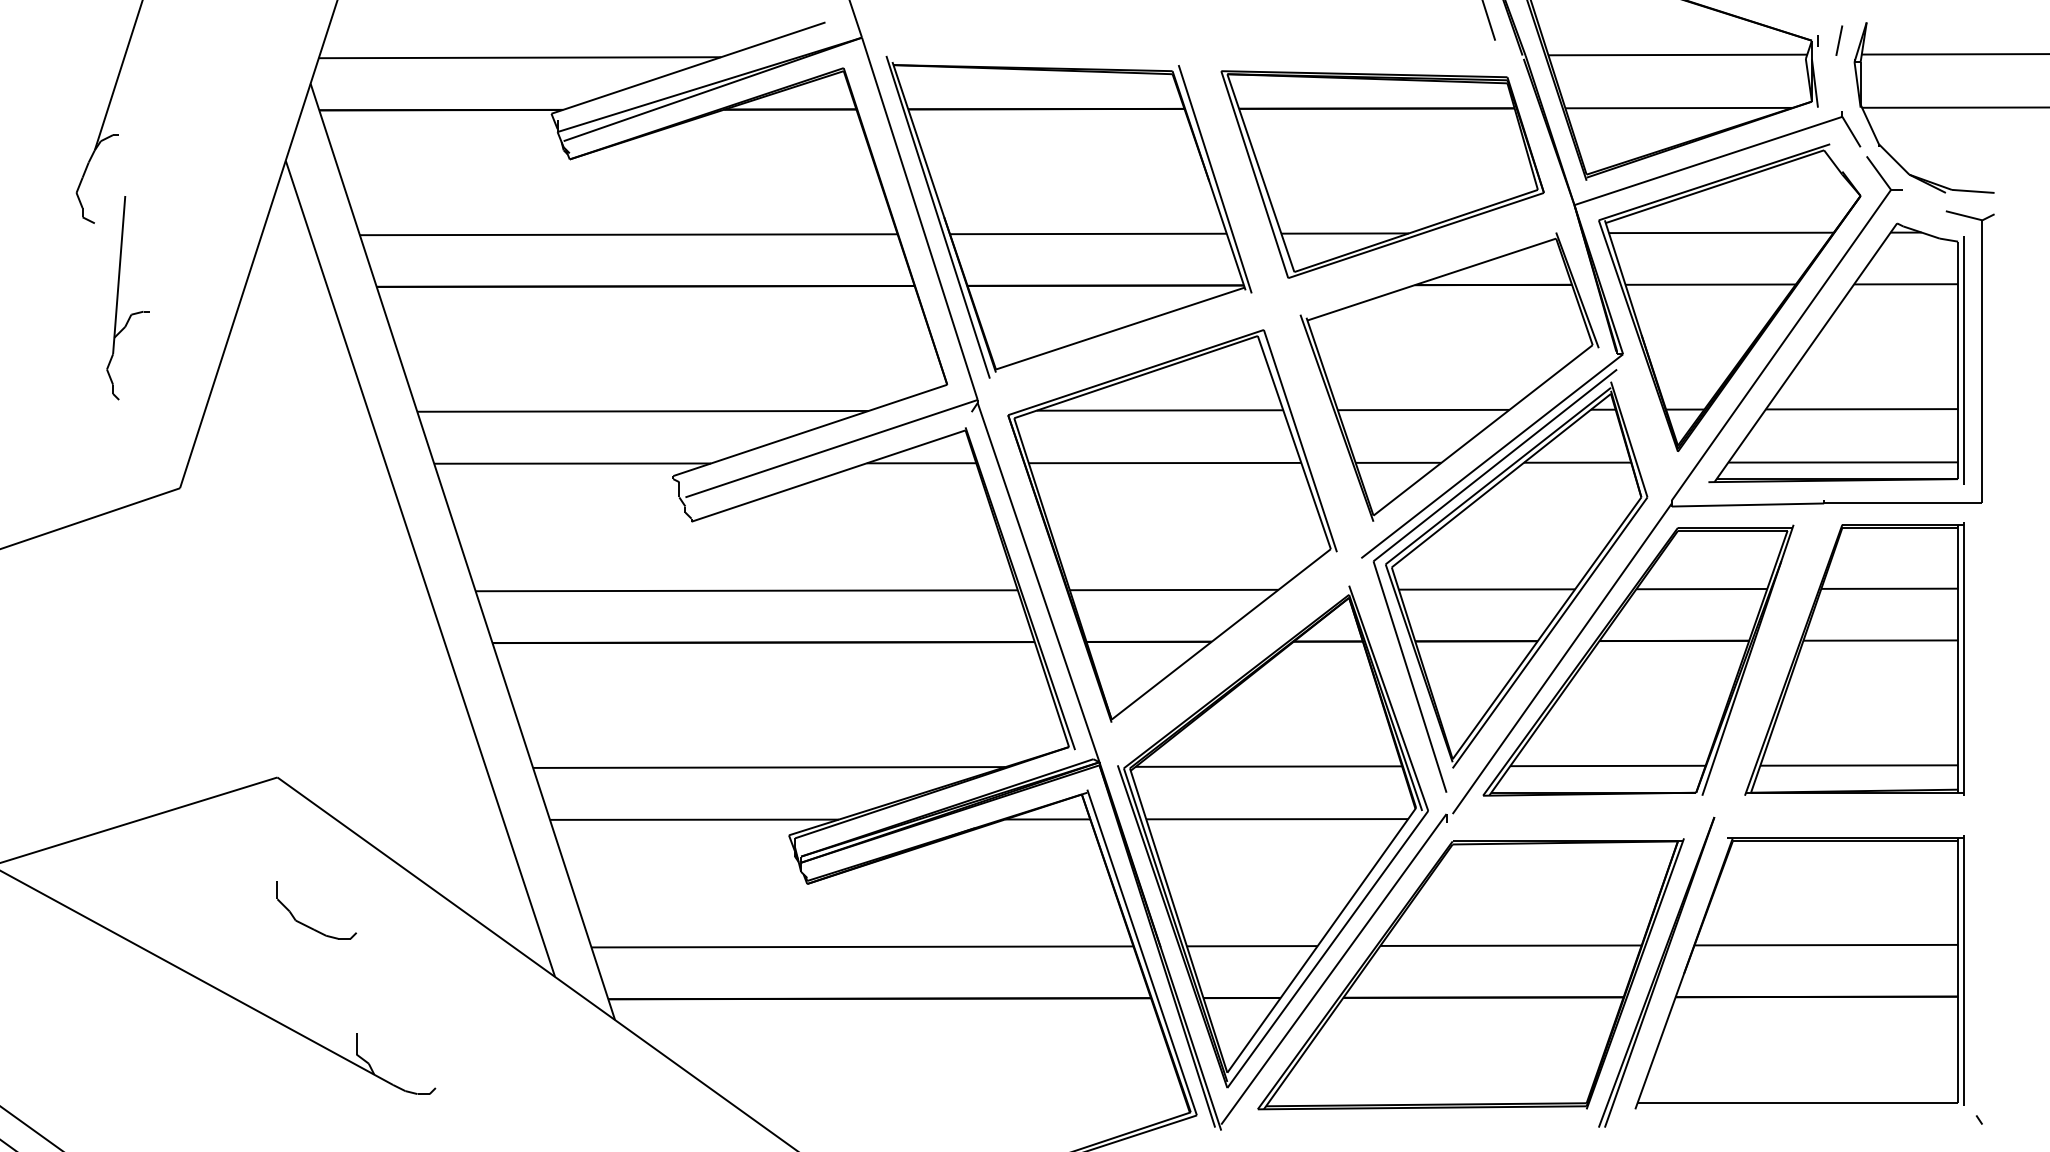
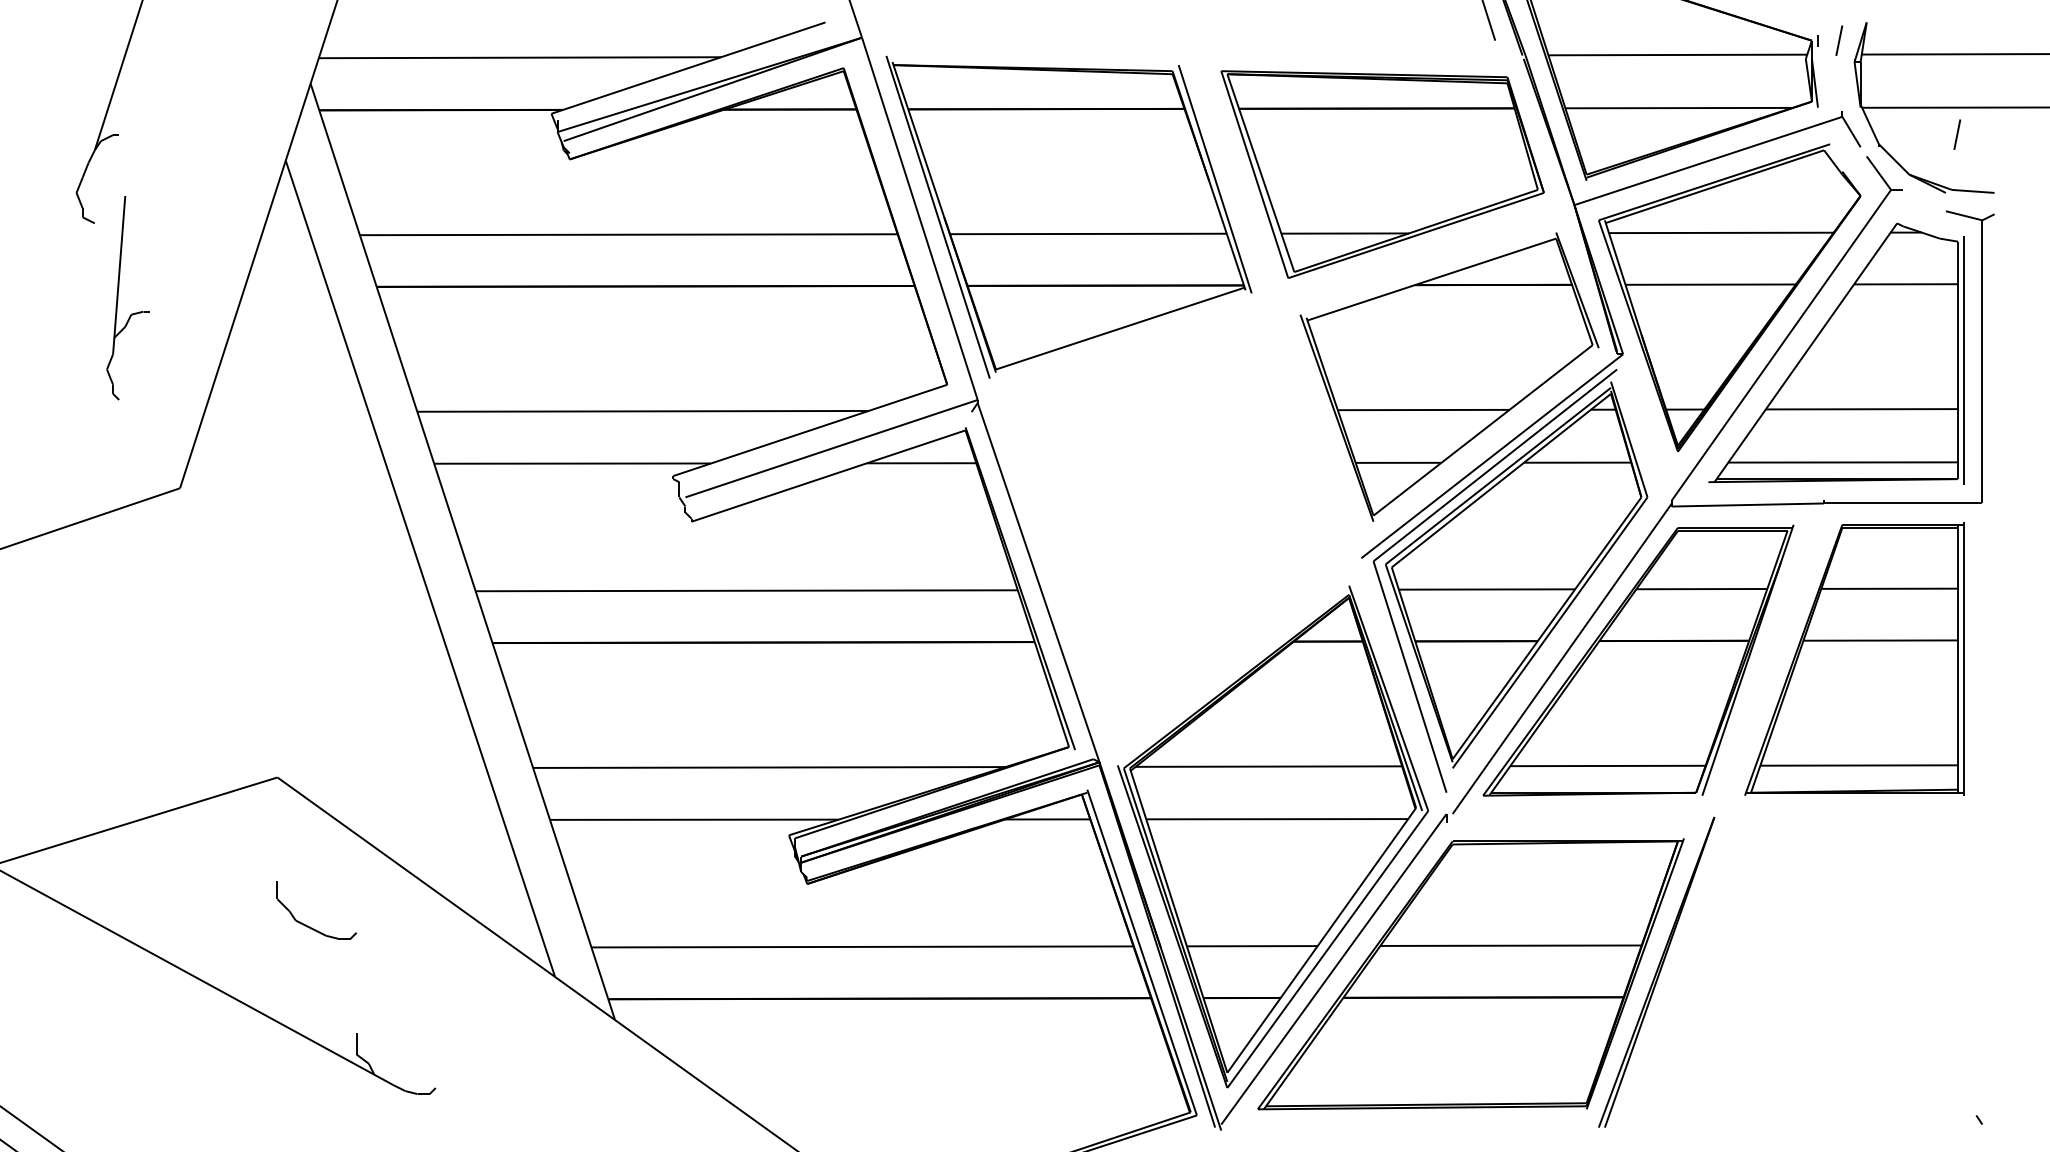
line: none -> present (1957, 134)
part: present -> none (1172, 525)
part: present -> none (1799, 972)
